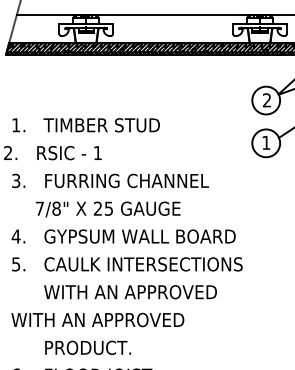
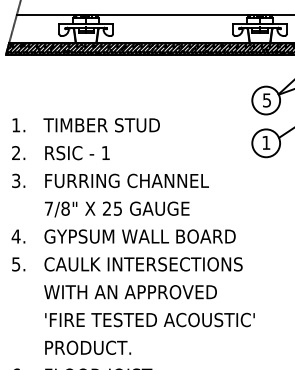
text: 2 -> 5 (266, 100)
text position: (52, 153) -> (60, 153) (60, 153)
text position: (108, 209) -> (117, 209) (117, 209)
text: WITH AN APPROVED -> 'FIRE TESTED ACOUSTIC' (132, 319)
